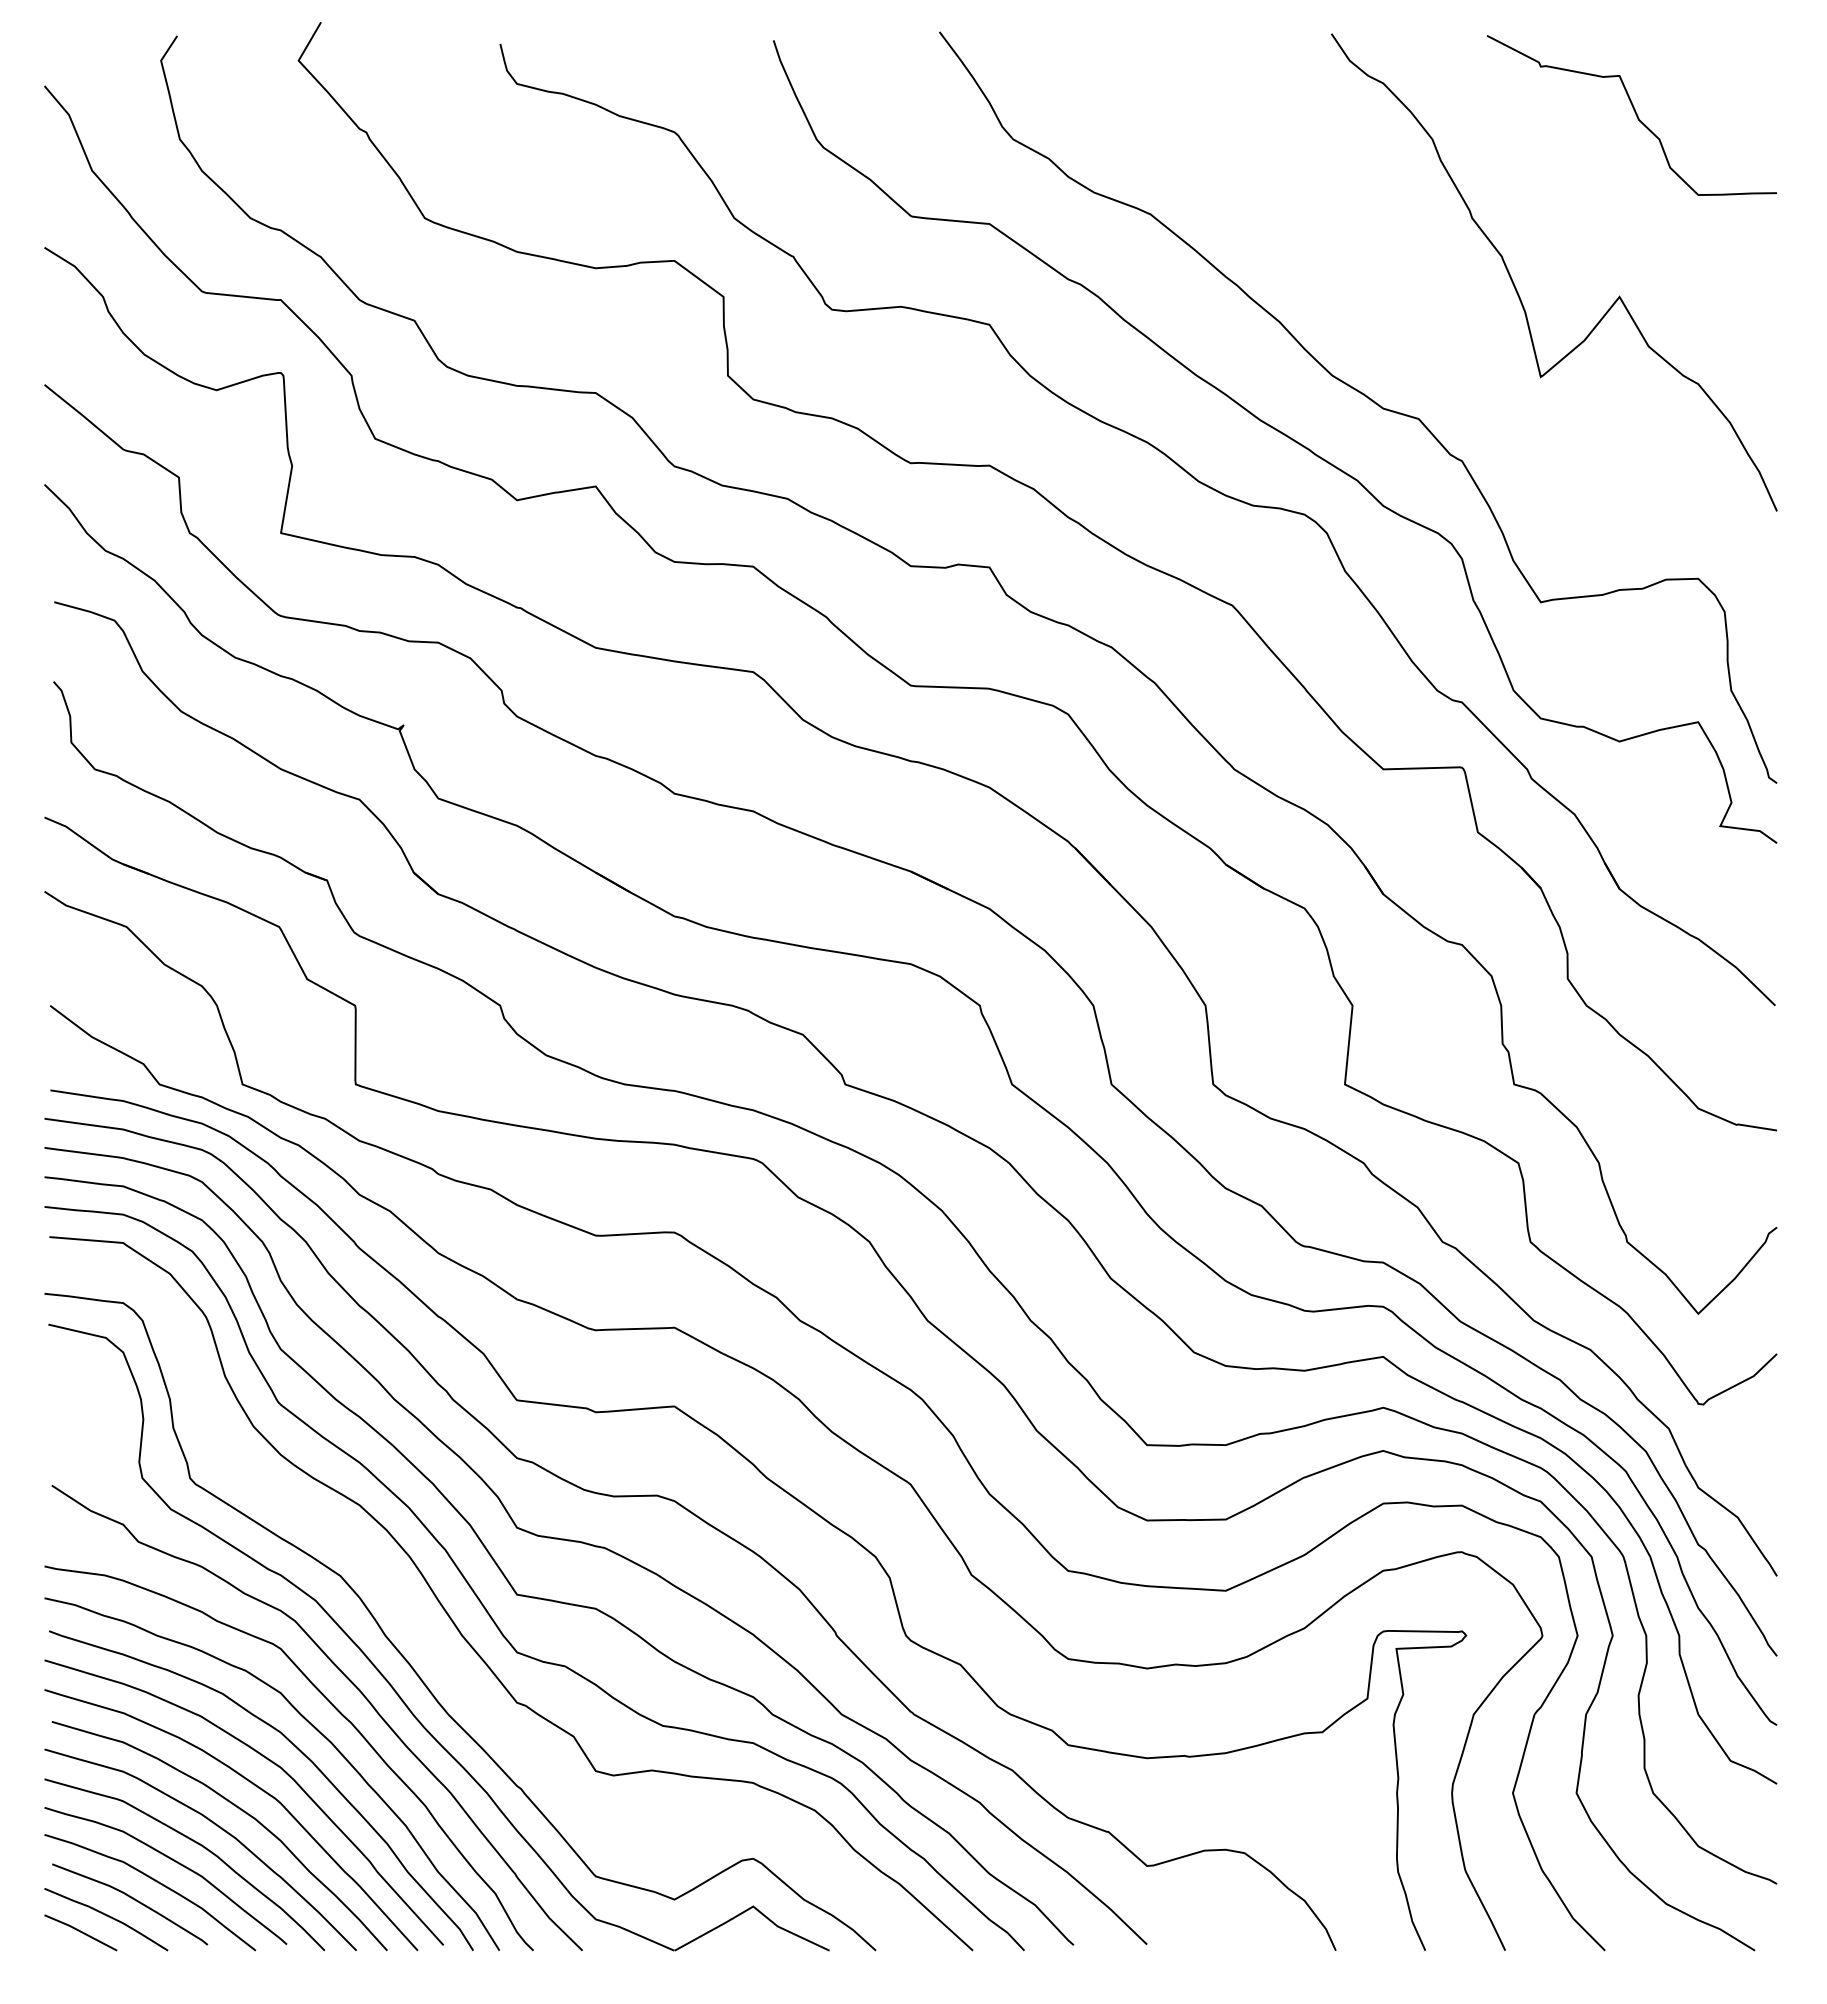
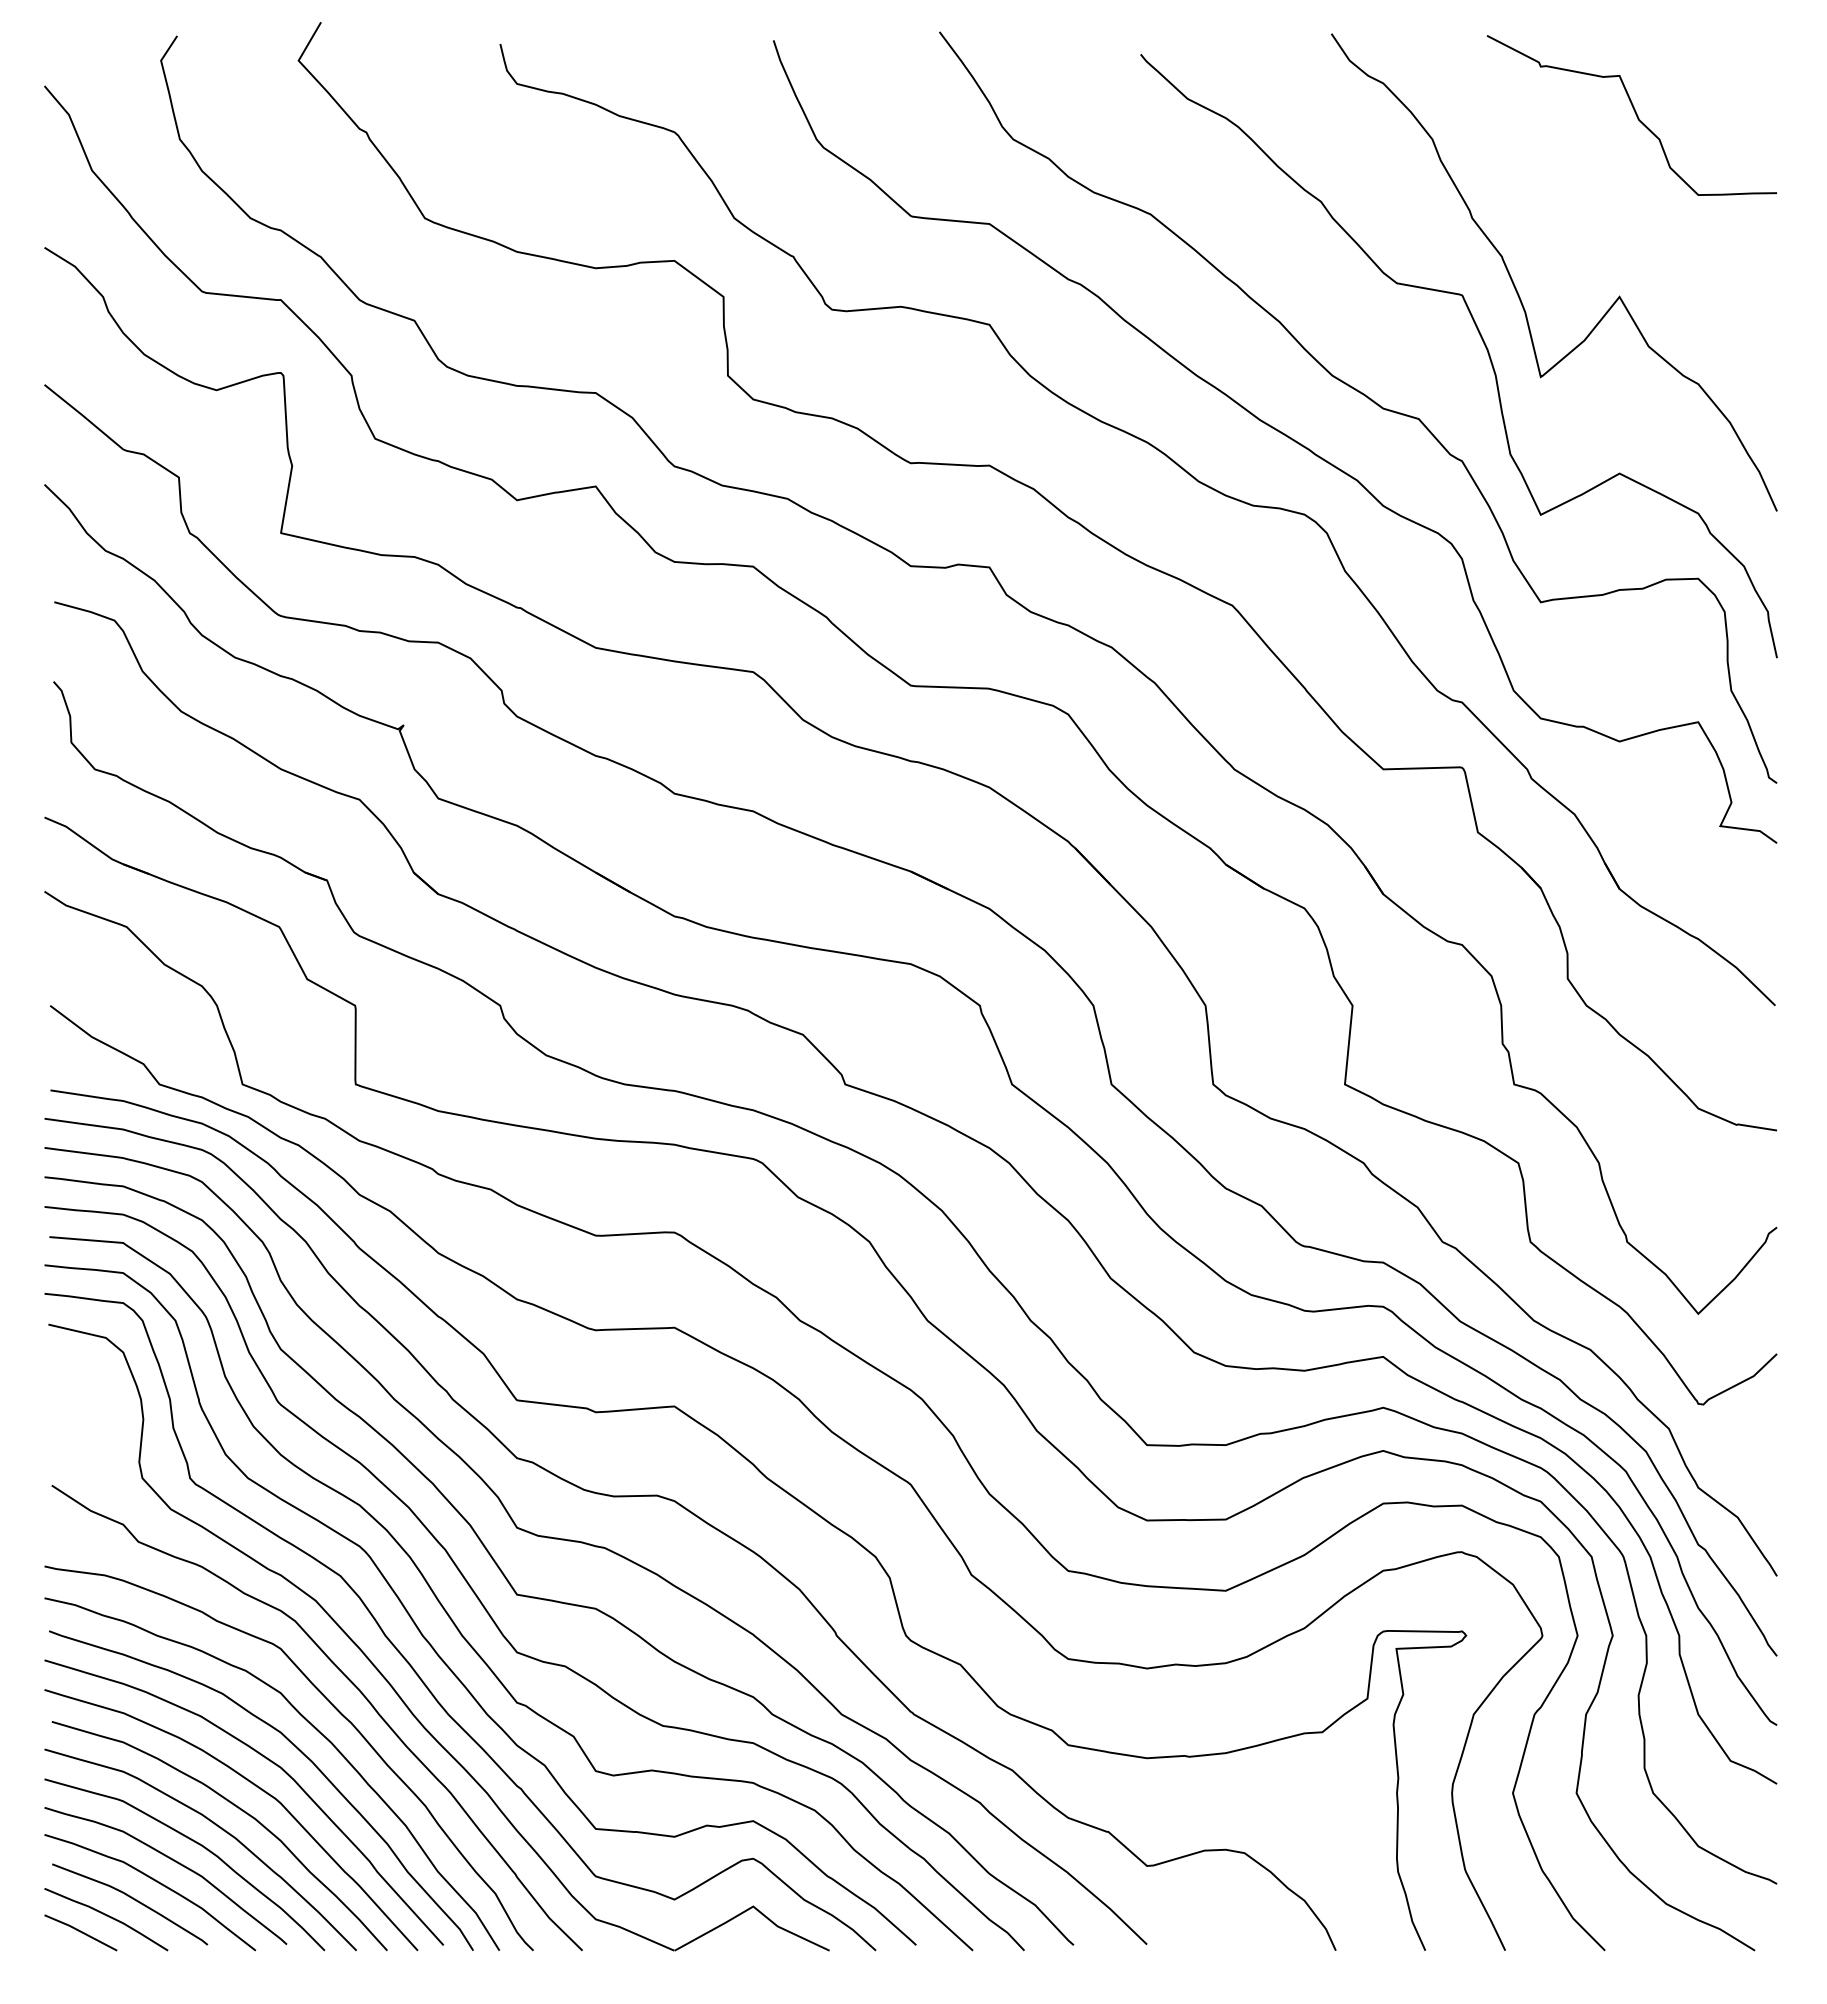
curve: none -> present (1485, 348)
curve: none -> present (432, 1645)
